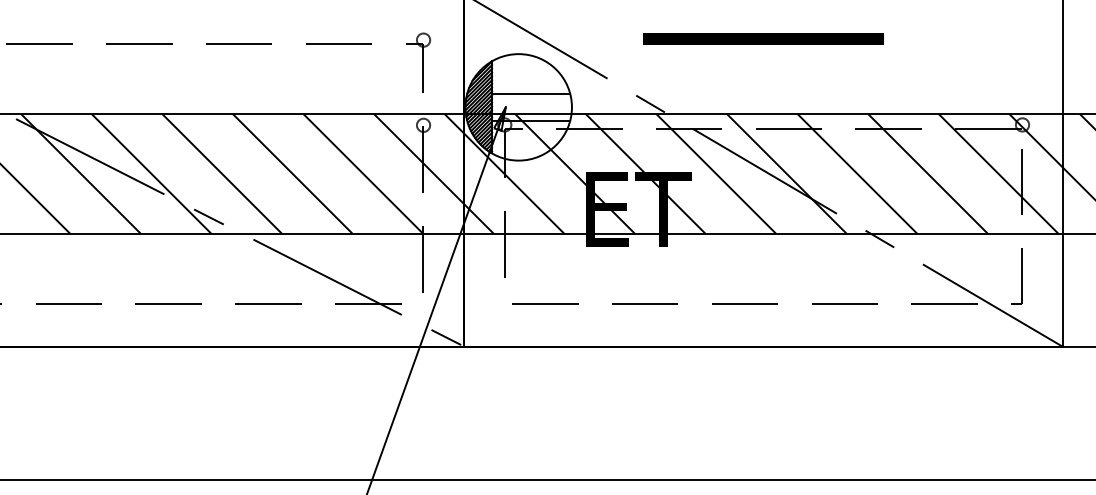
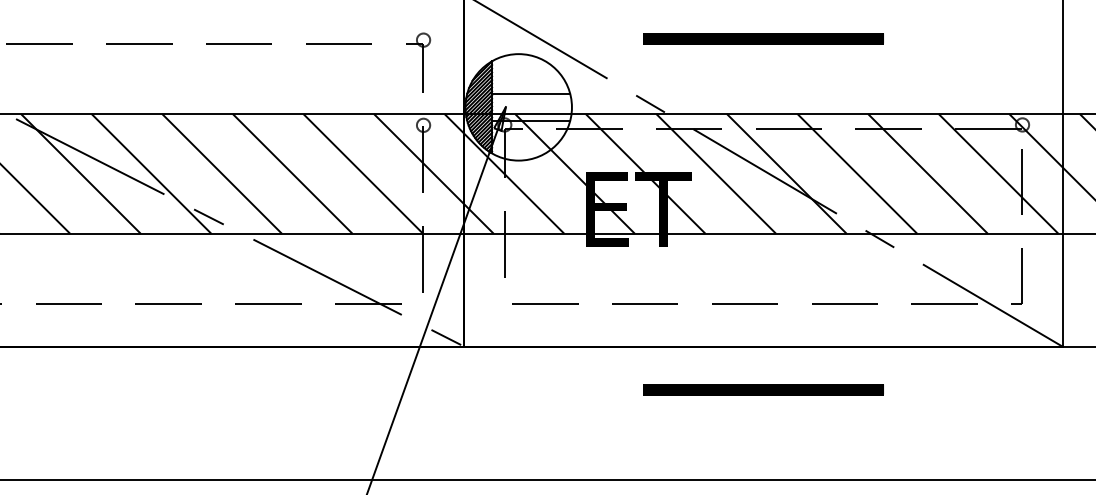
part: none -> present (763, 389)
